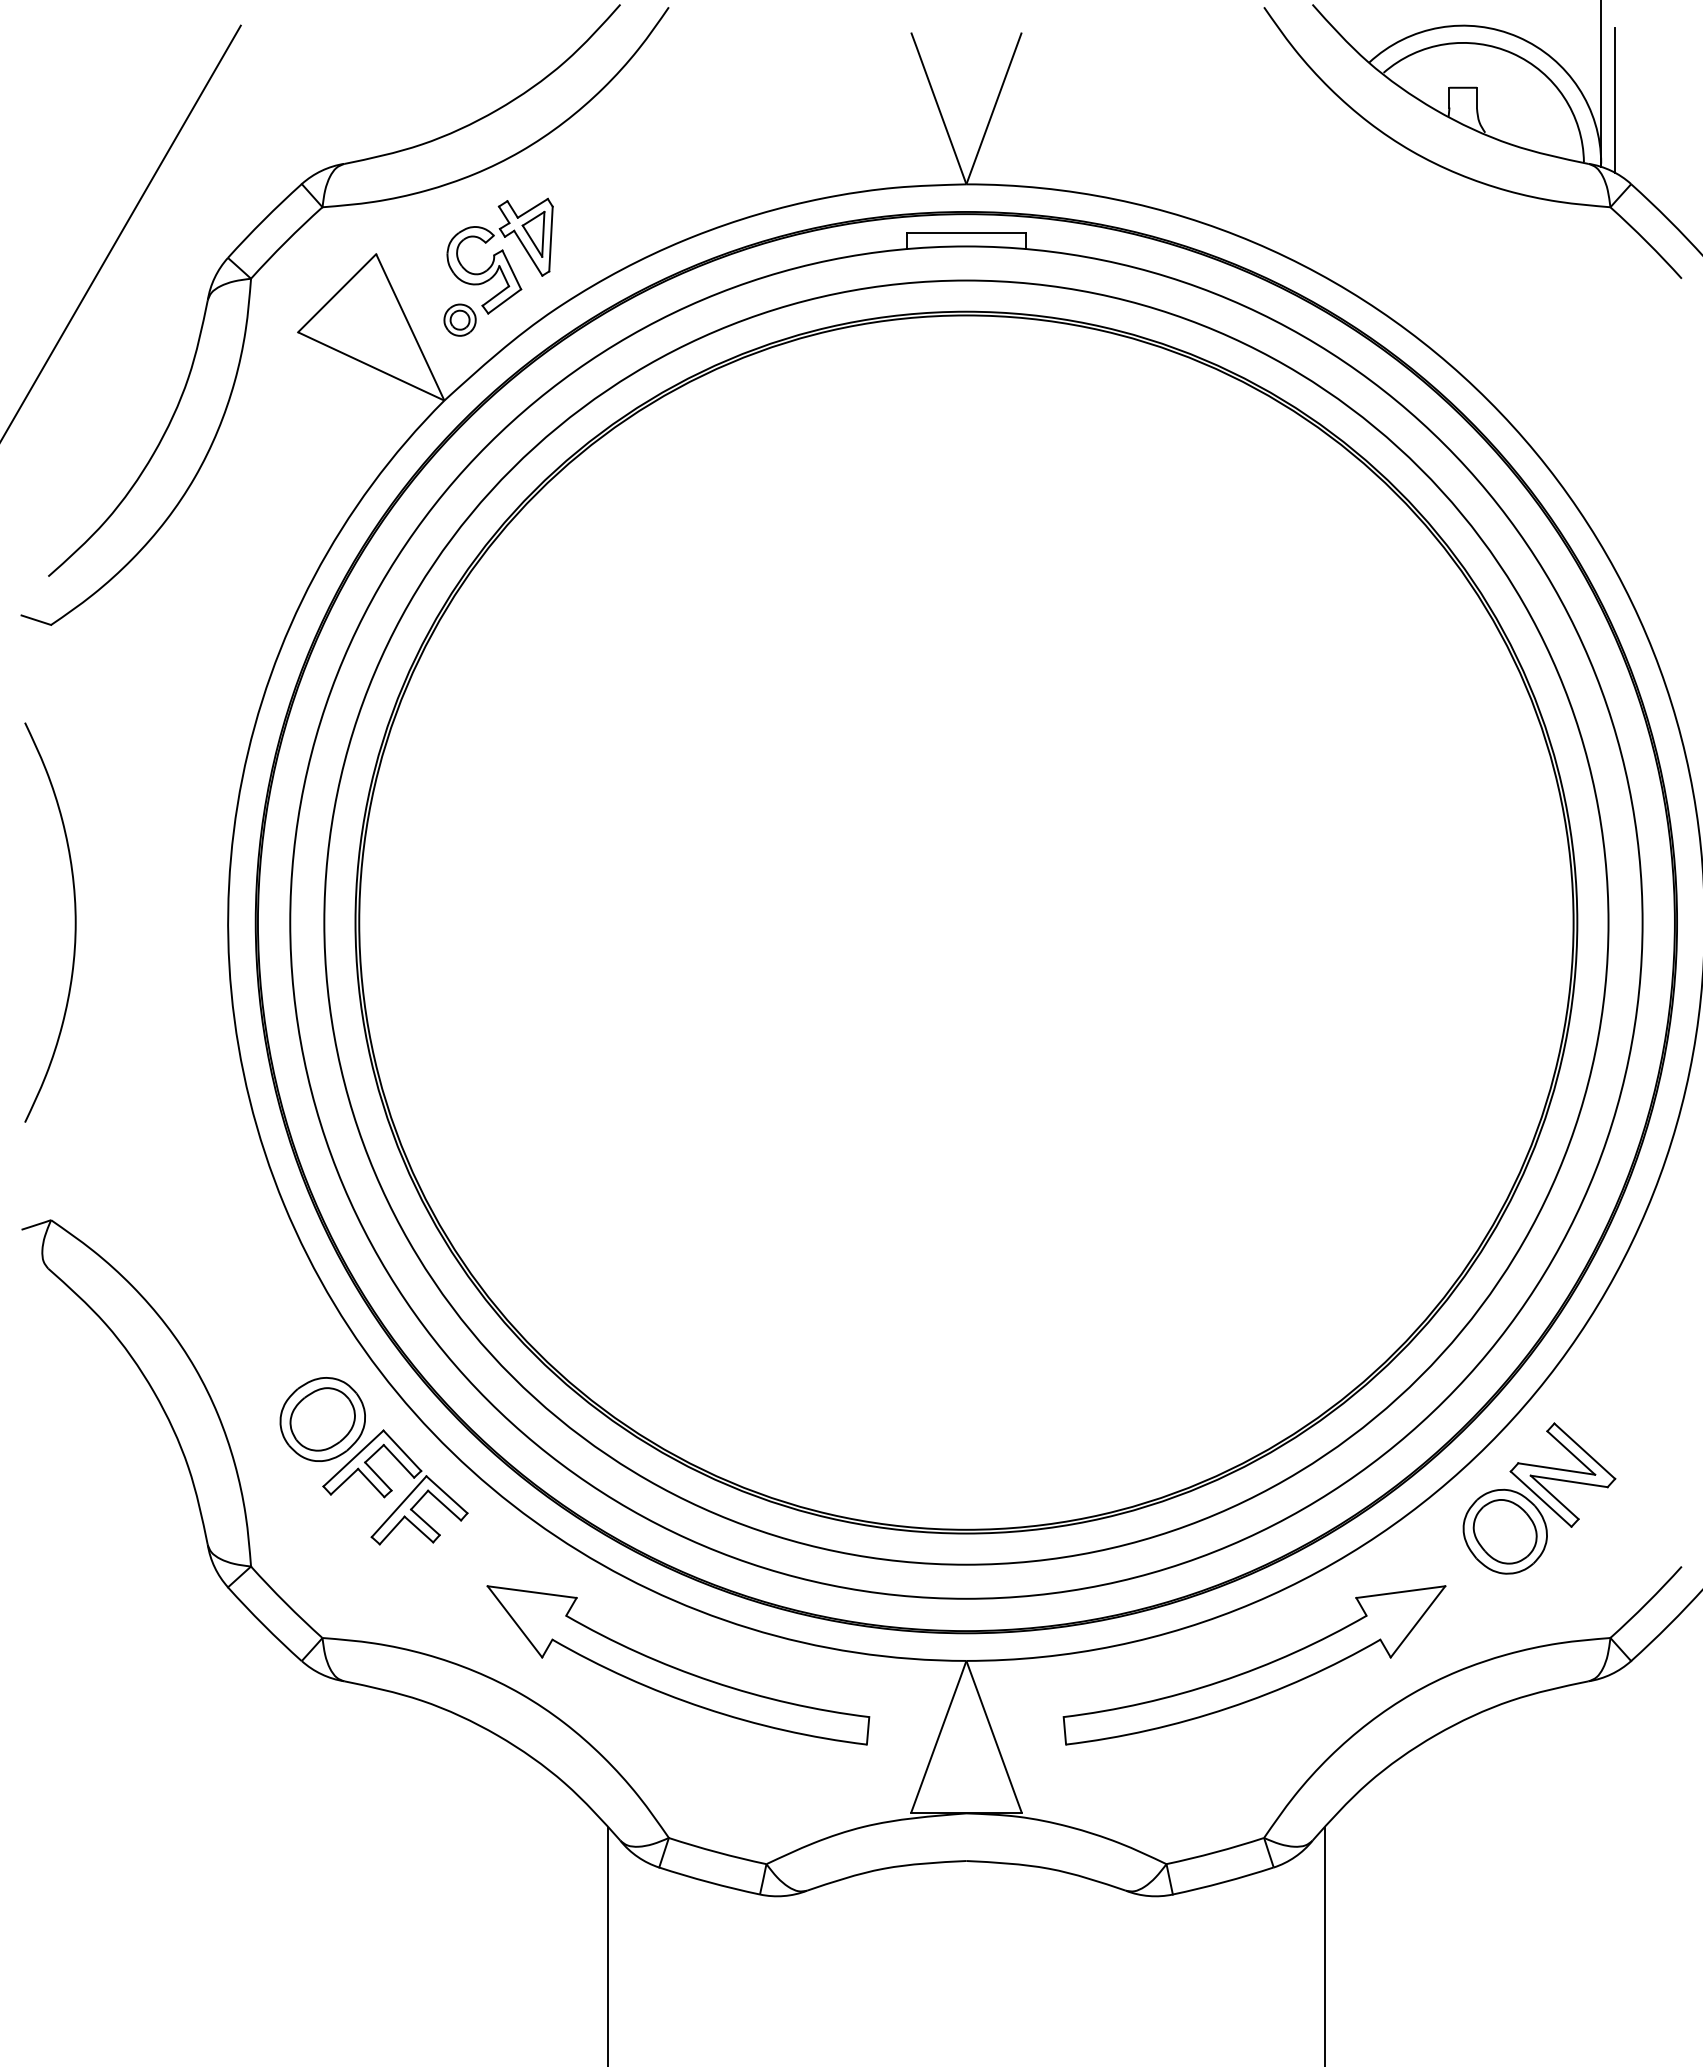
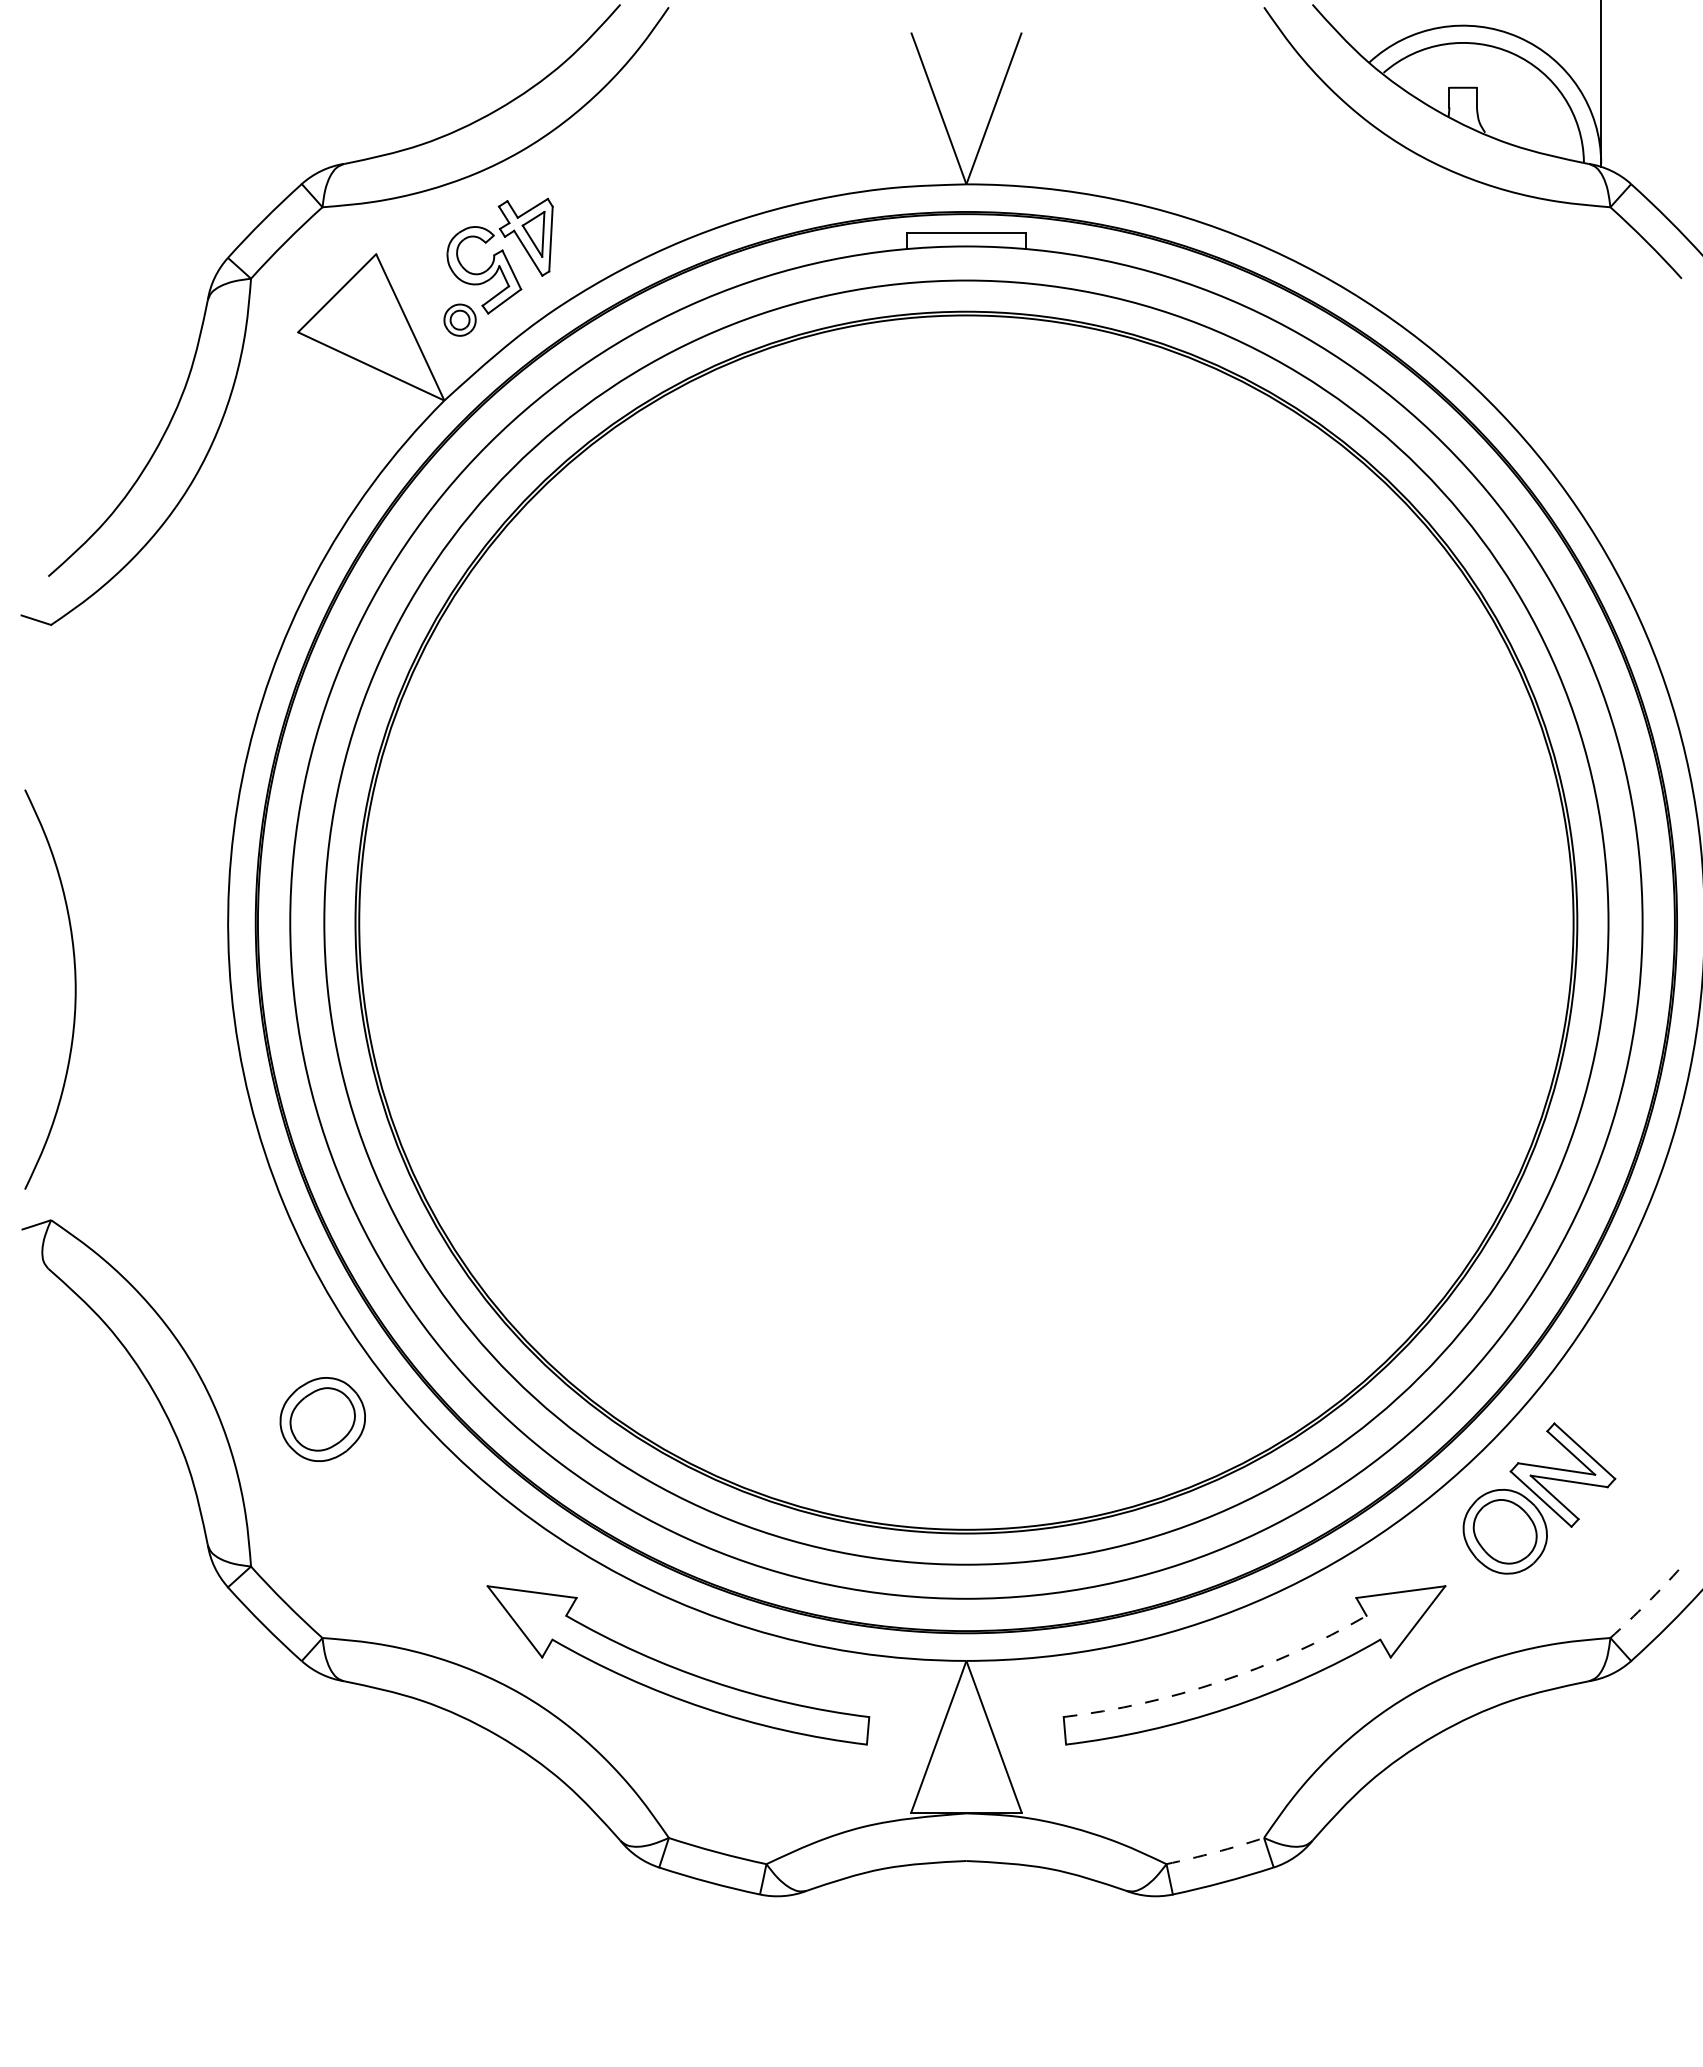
line: present -> none (1615, 100)
line: present -> none (121, 231)
curve position: (74, 922) -> (74, 989) (74, 989)
part: present -> none (395, 1487)
arc: solid -> dashed (1647, 1603)
arc: solid -> dashed (1220, 1681)
arc: solid -> dashed (1215, 1852)
line: present -> none (607, 1945)
line: present -> none (1325, 1945)
